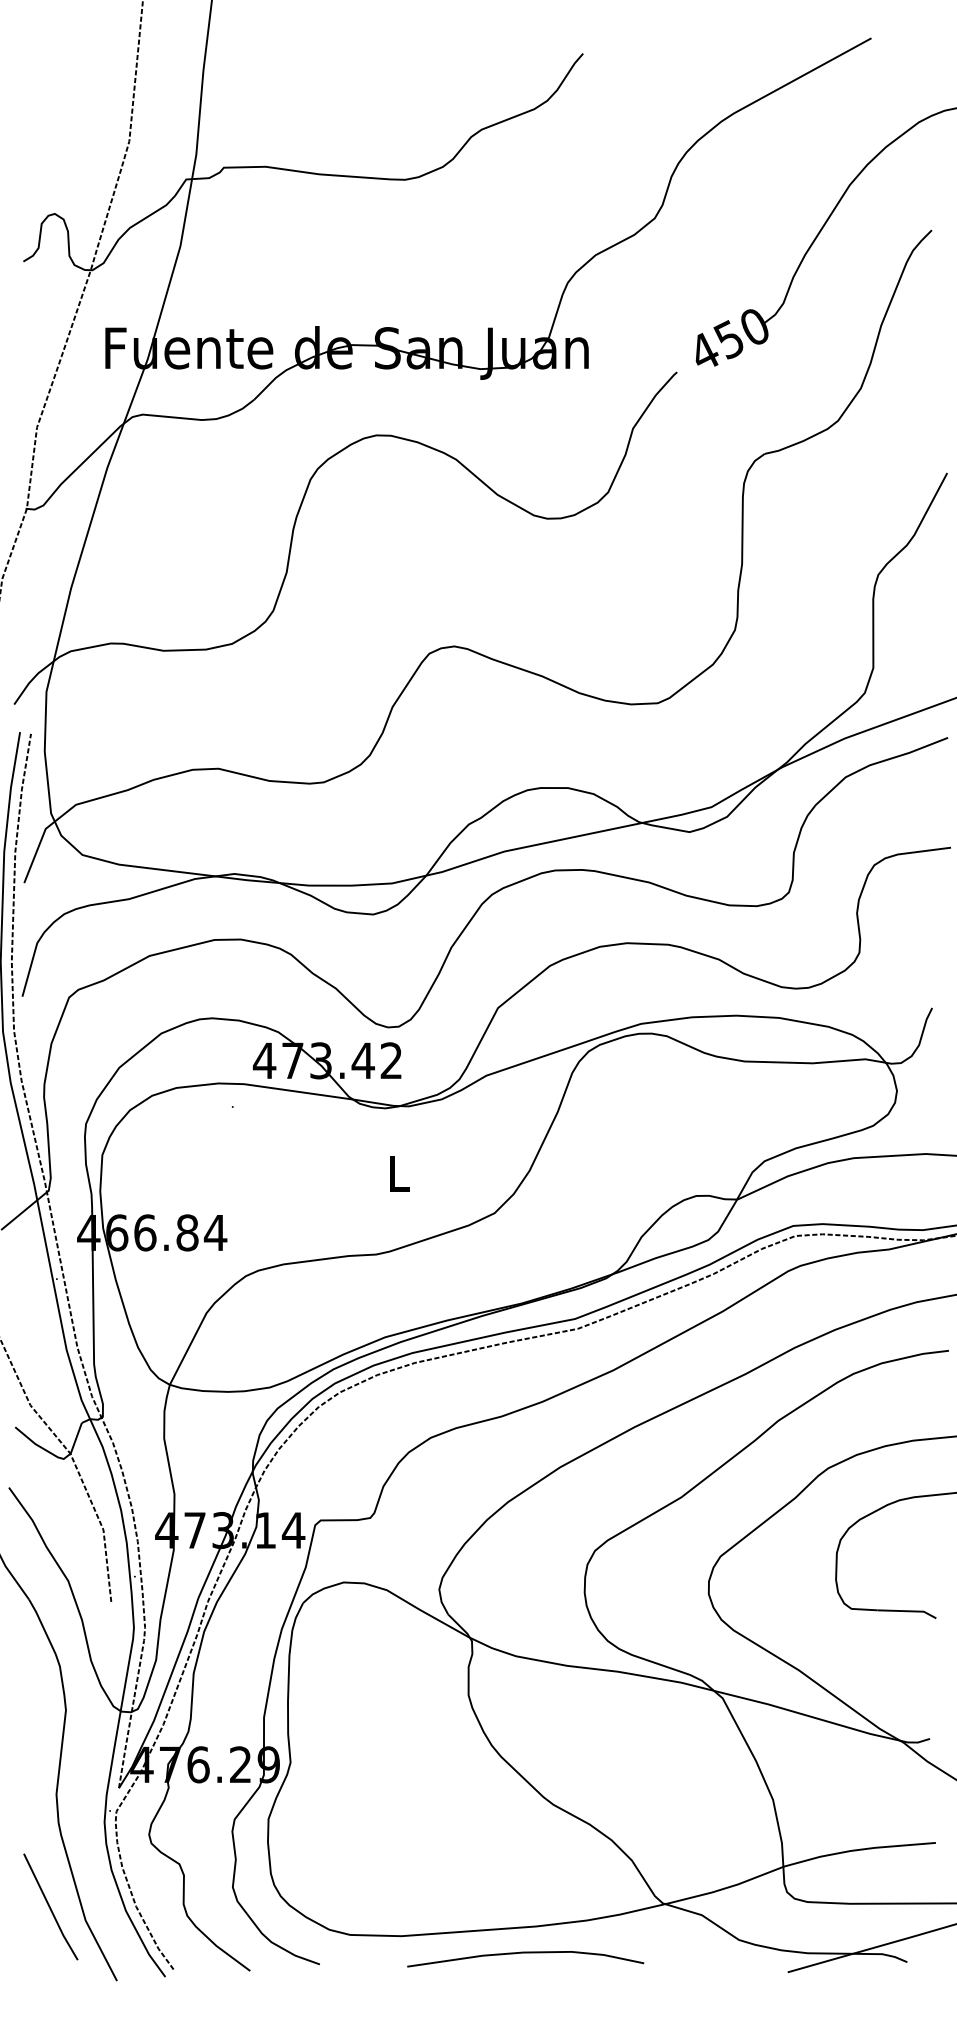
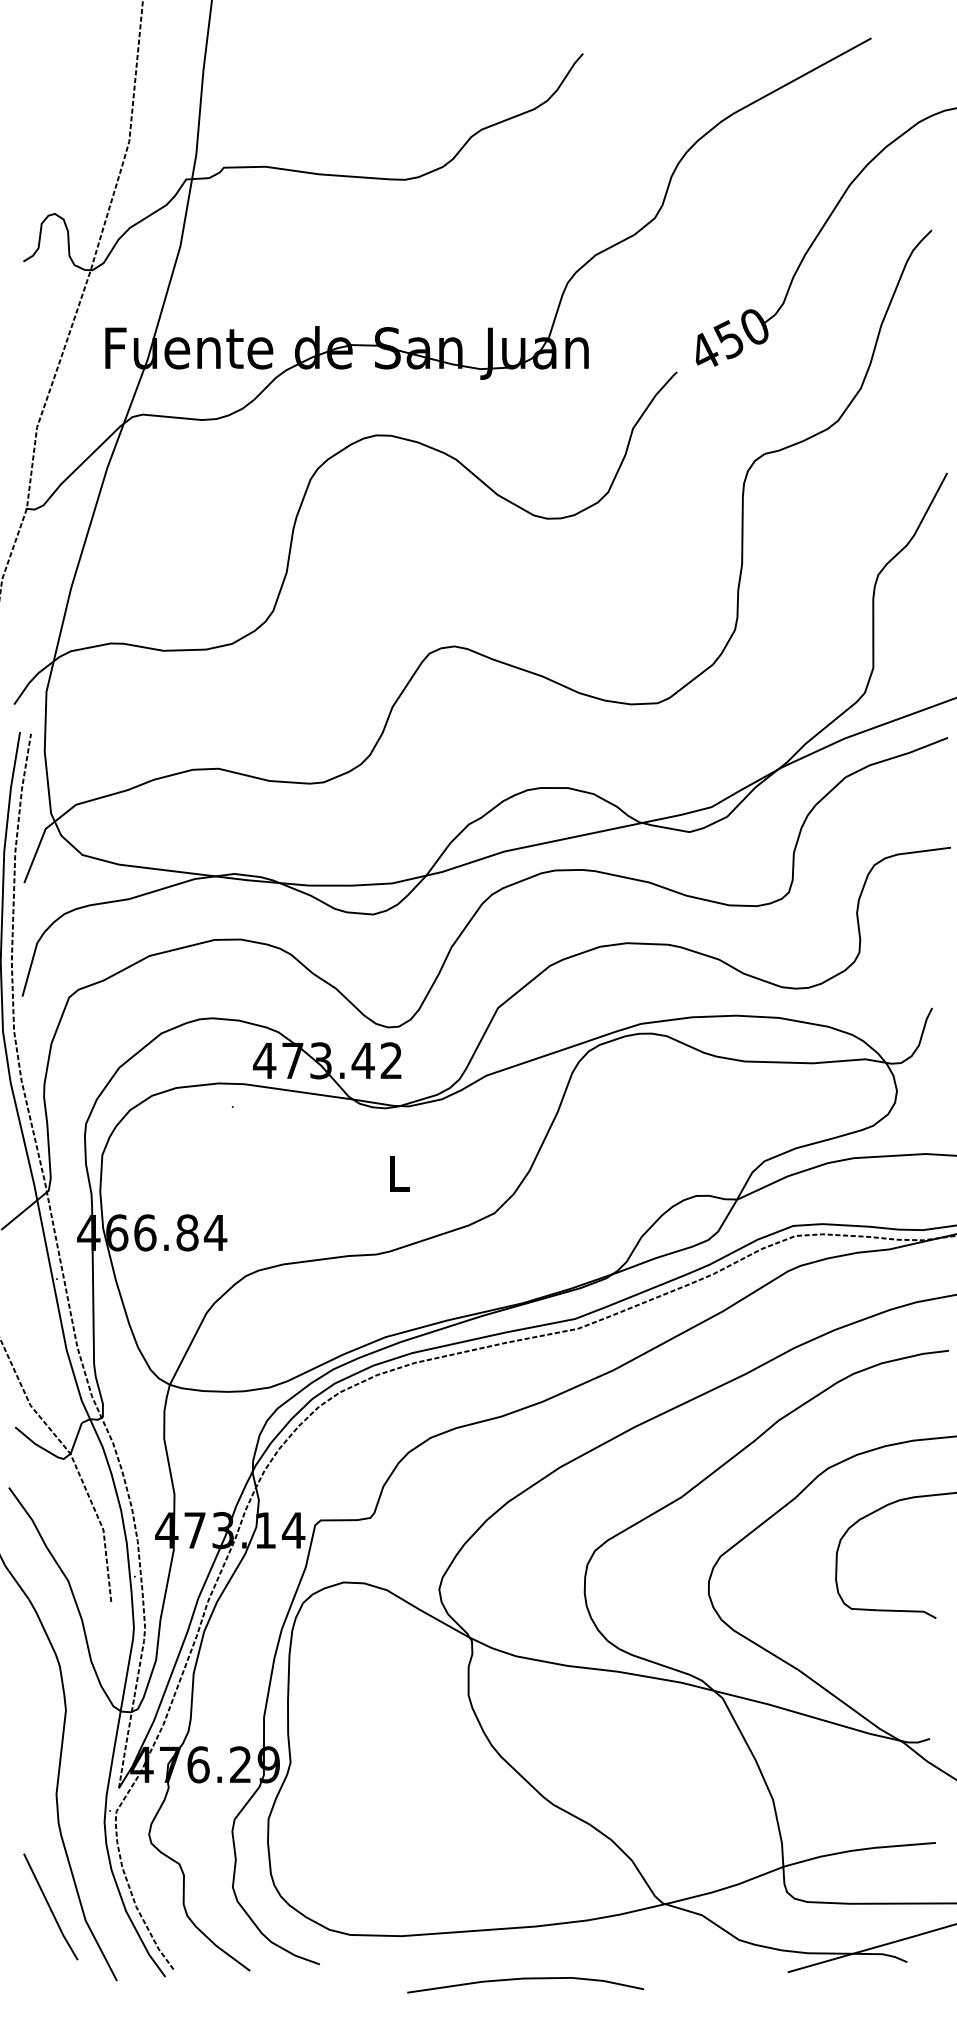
curve position: (525, 1953) -> (525, 1979) (525, 1979)
